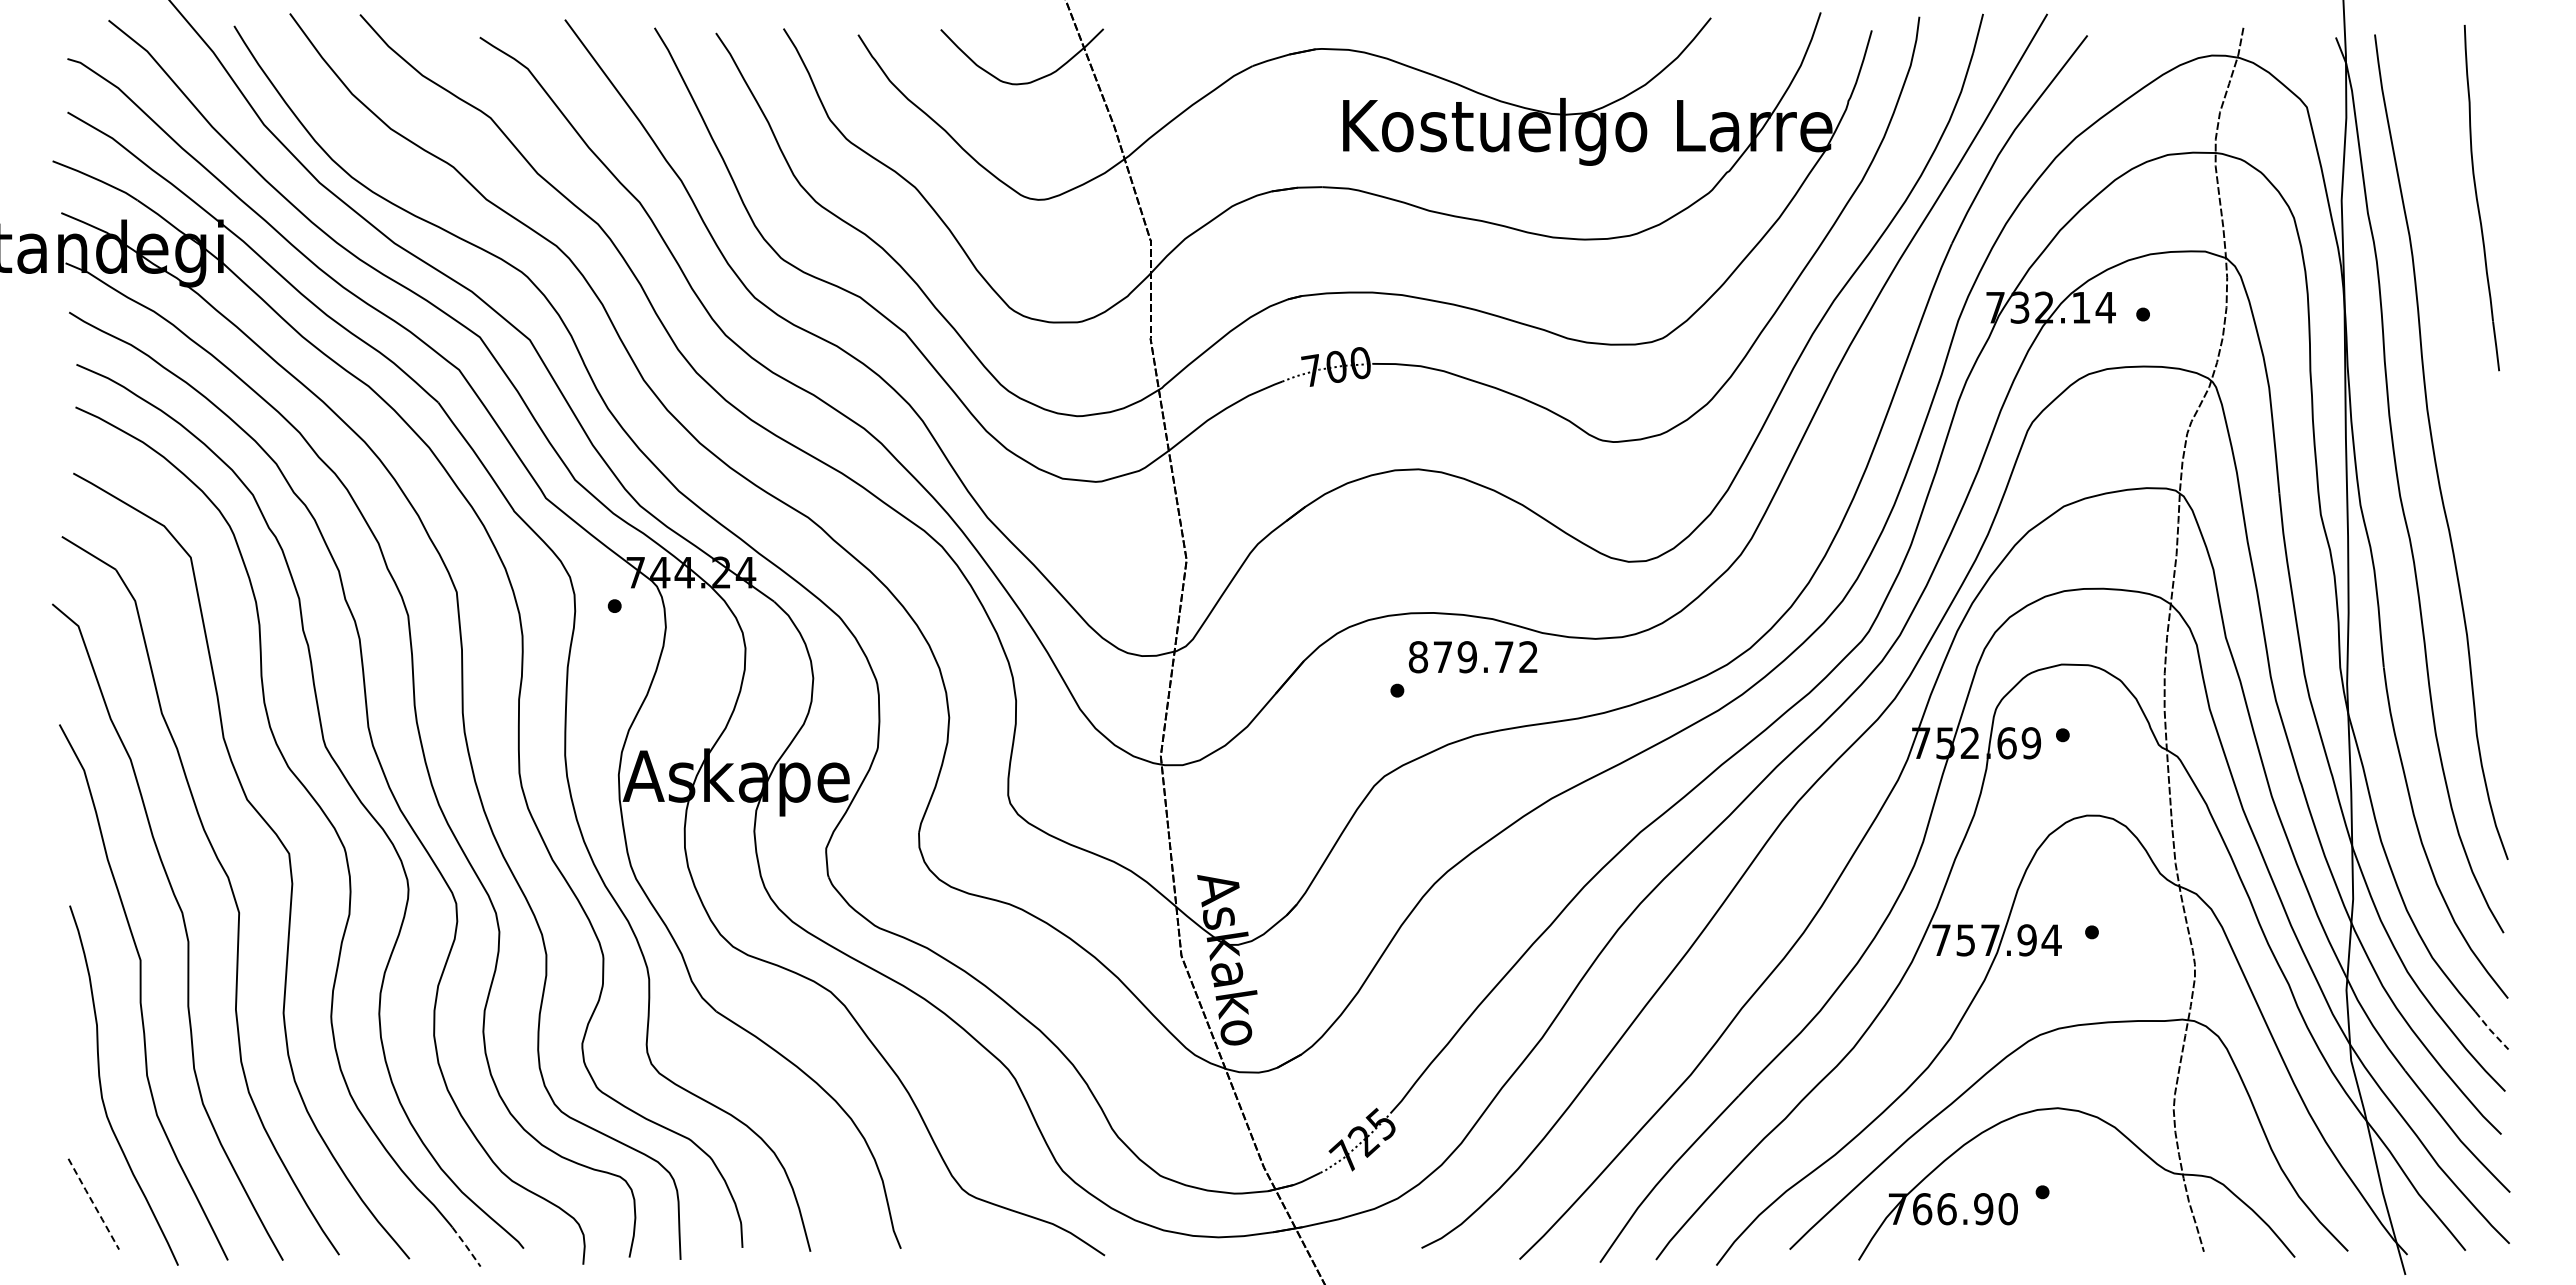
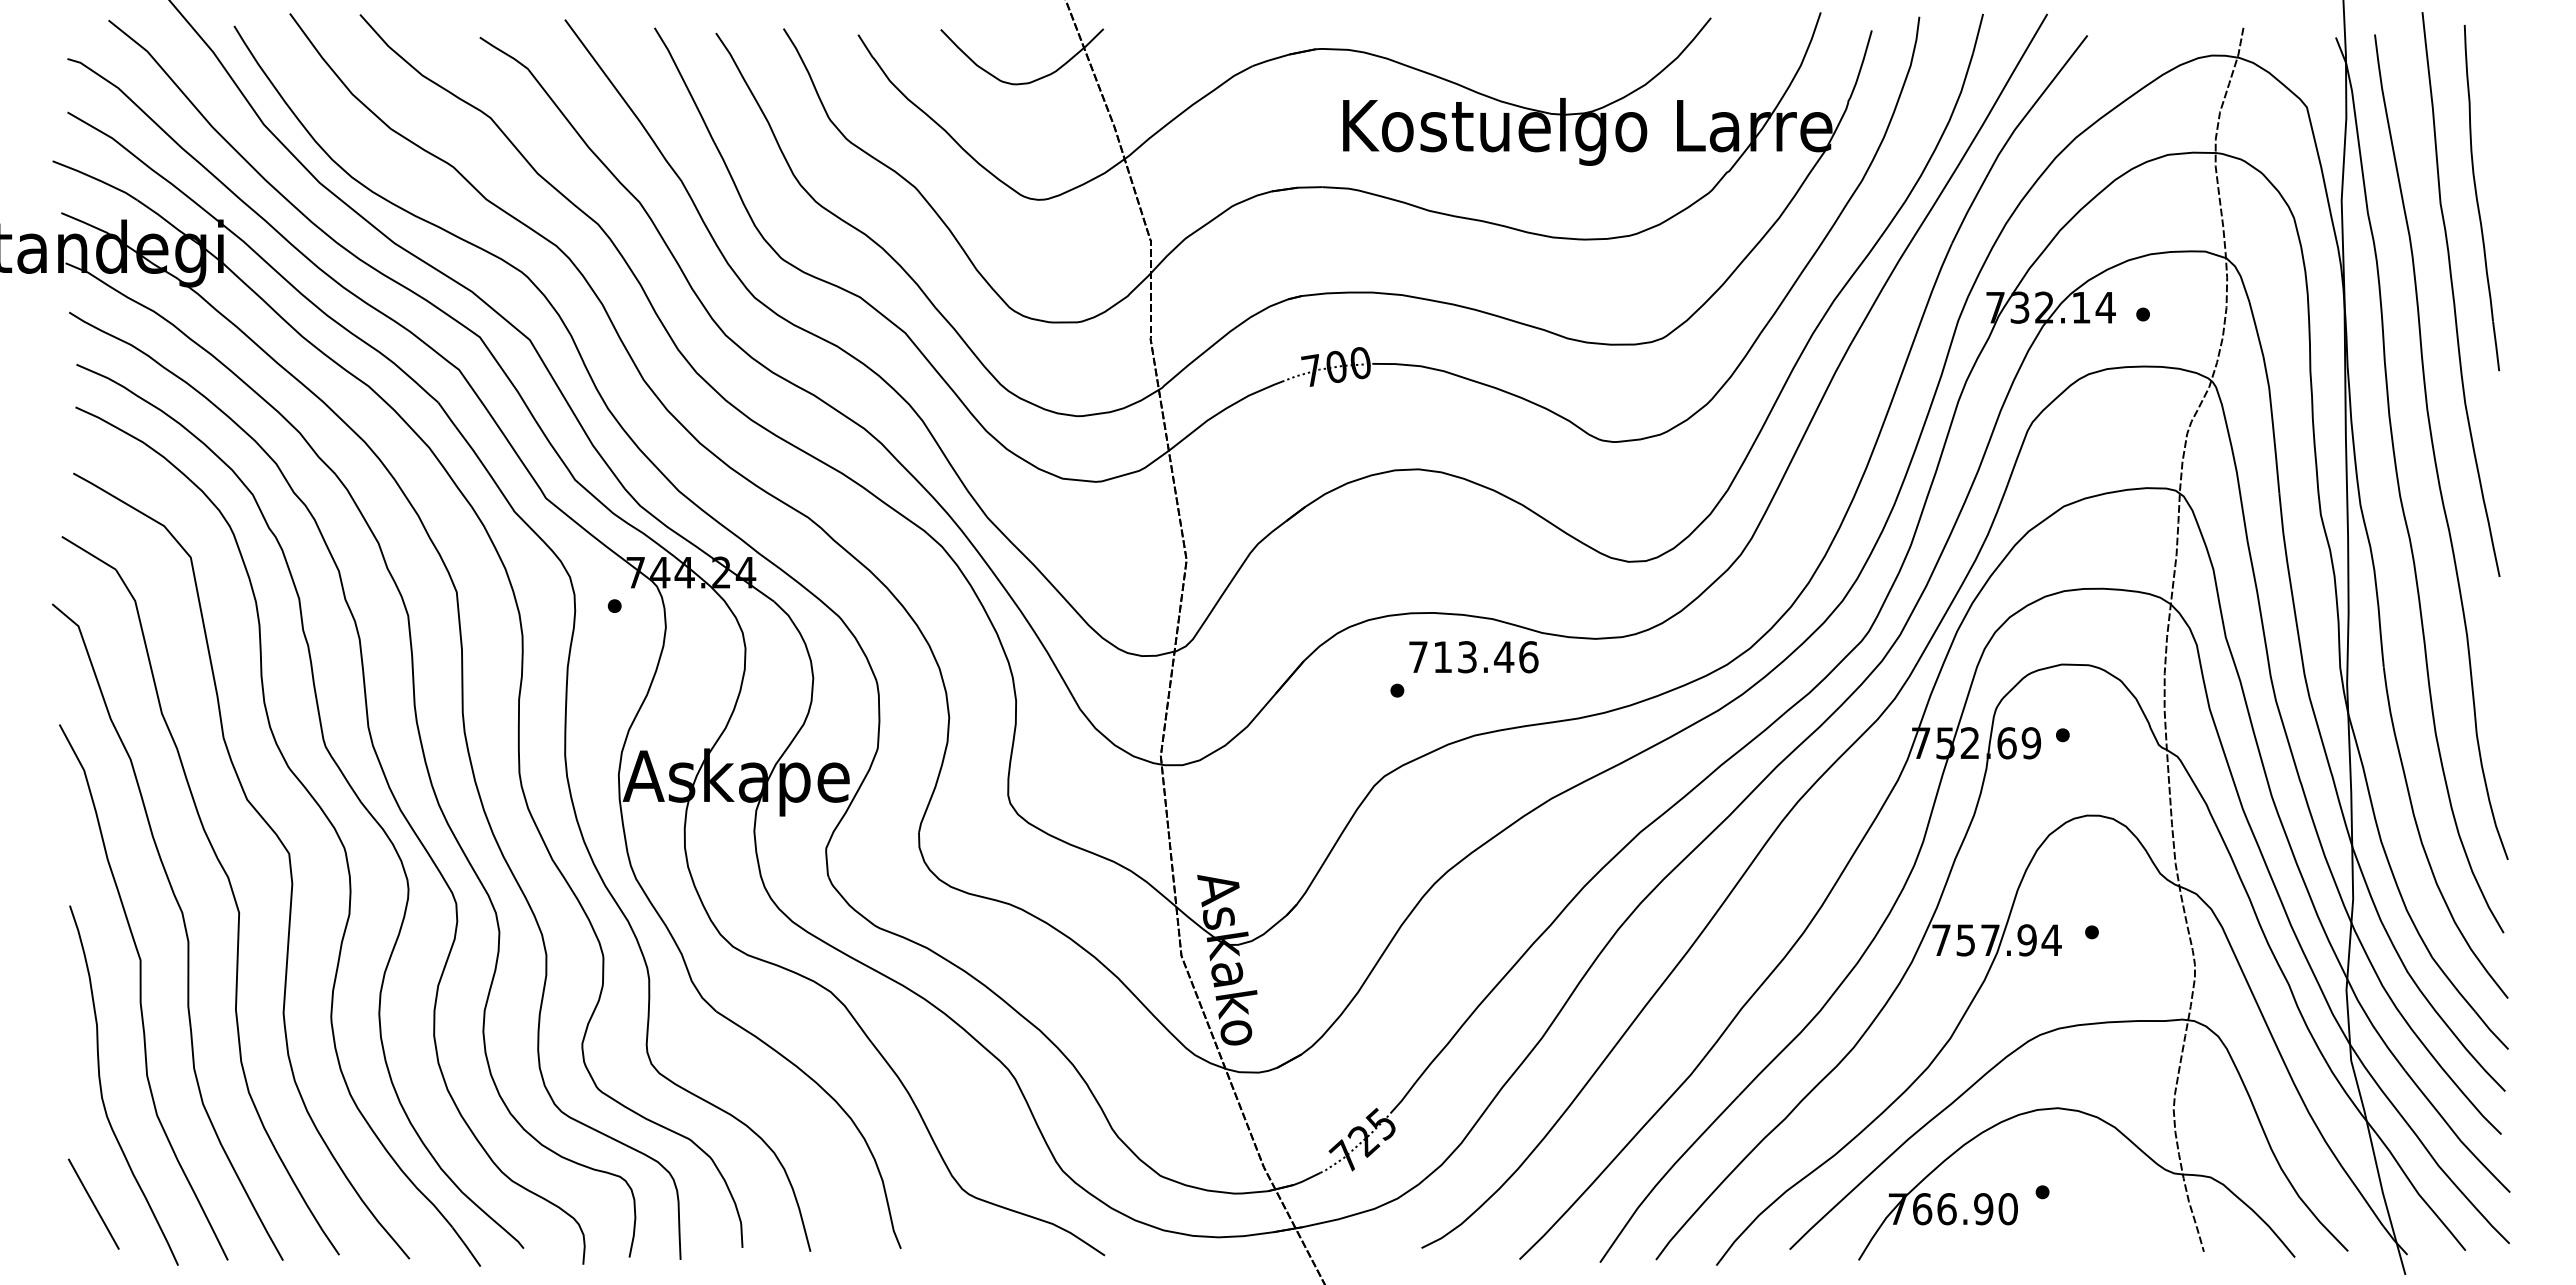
curve: none -> present (2454, 294)
text: 879.72 -> 713.46 (1473, 657)
line: dashed -> solid (2491, 1031)
line: dashed -> solid (93, 1204)
line: dashed -> solid (466, 1246)
